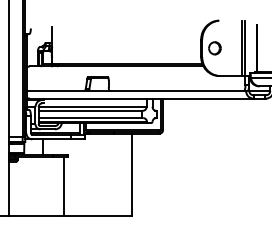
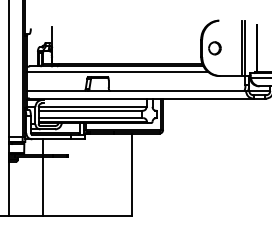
line: none -> present (117, 72)
line position: (64, 186) -> (43, 186) (43, 186)
